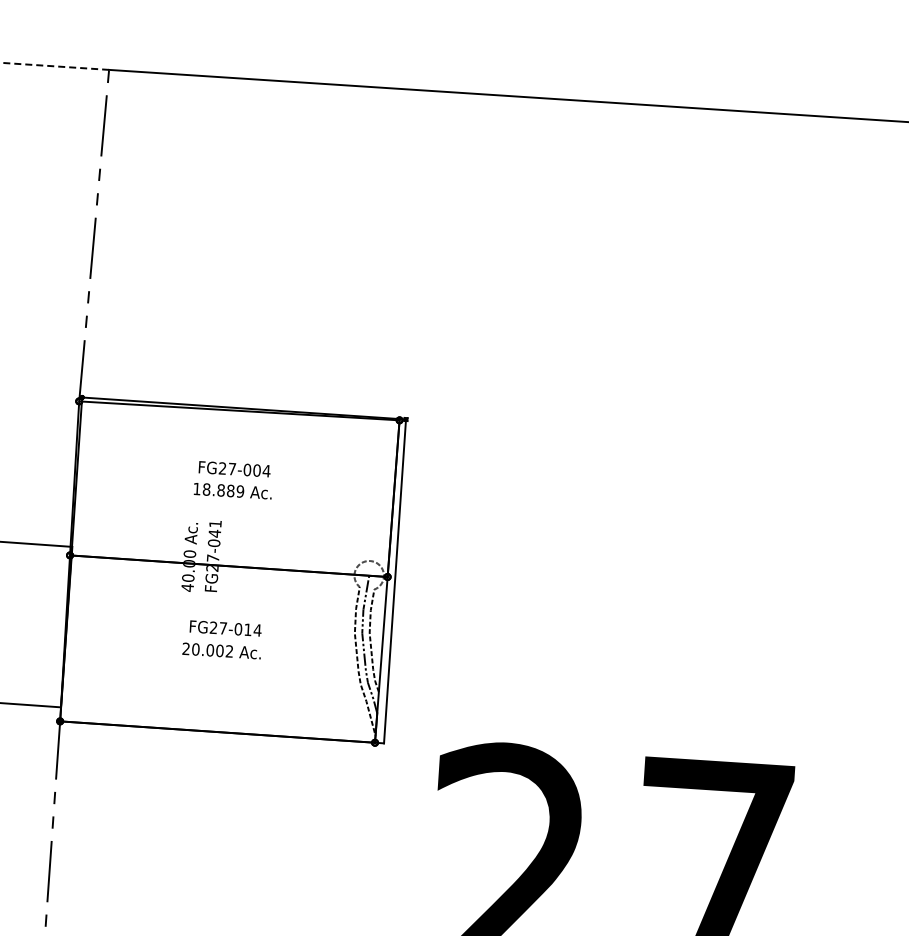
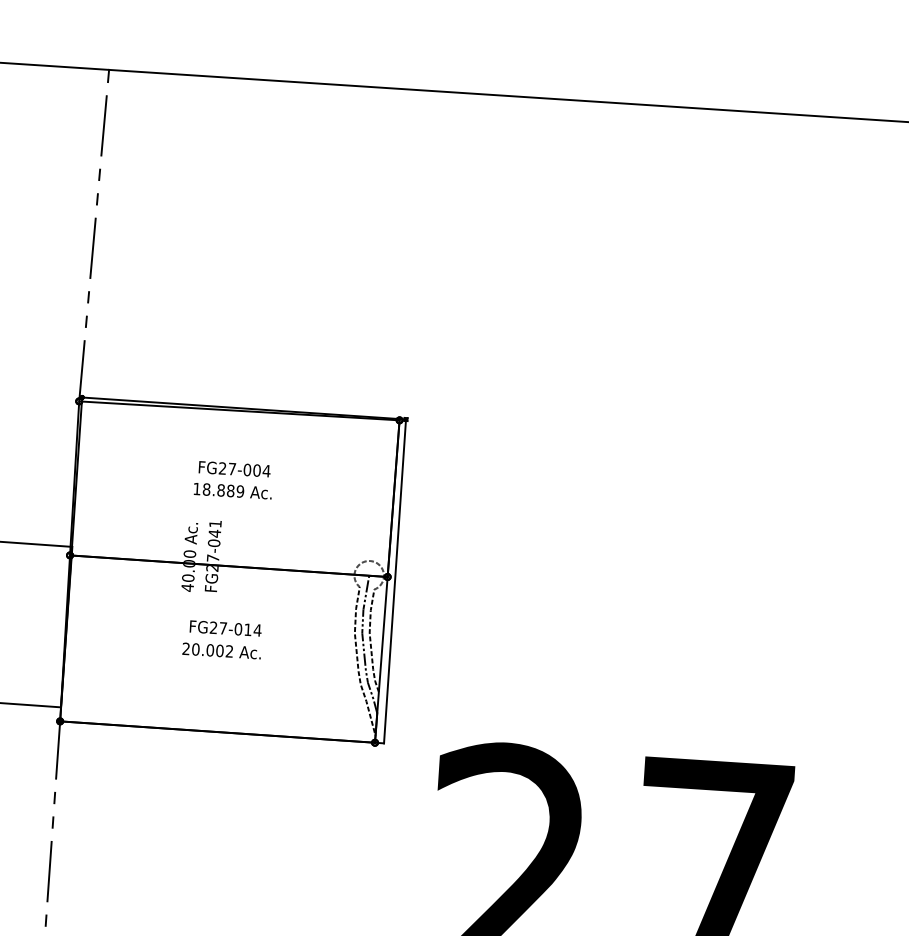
line: dashed -> solid (54, 66)
